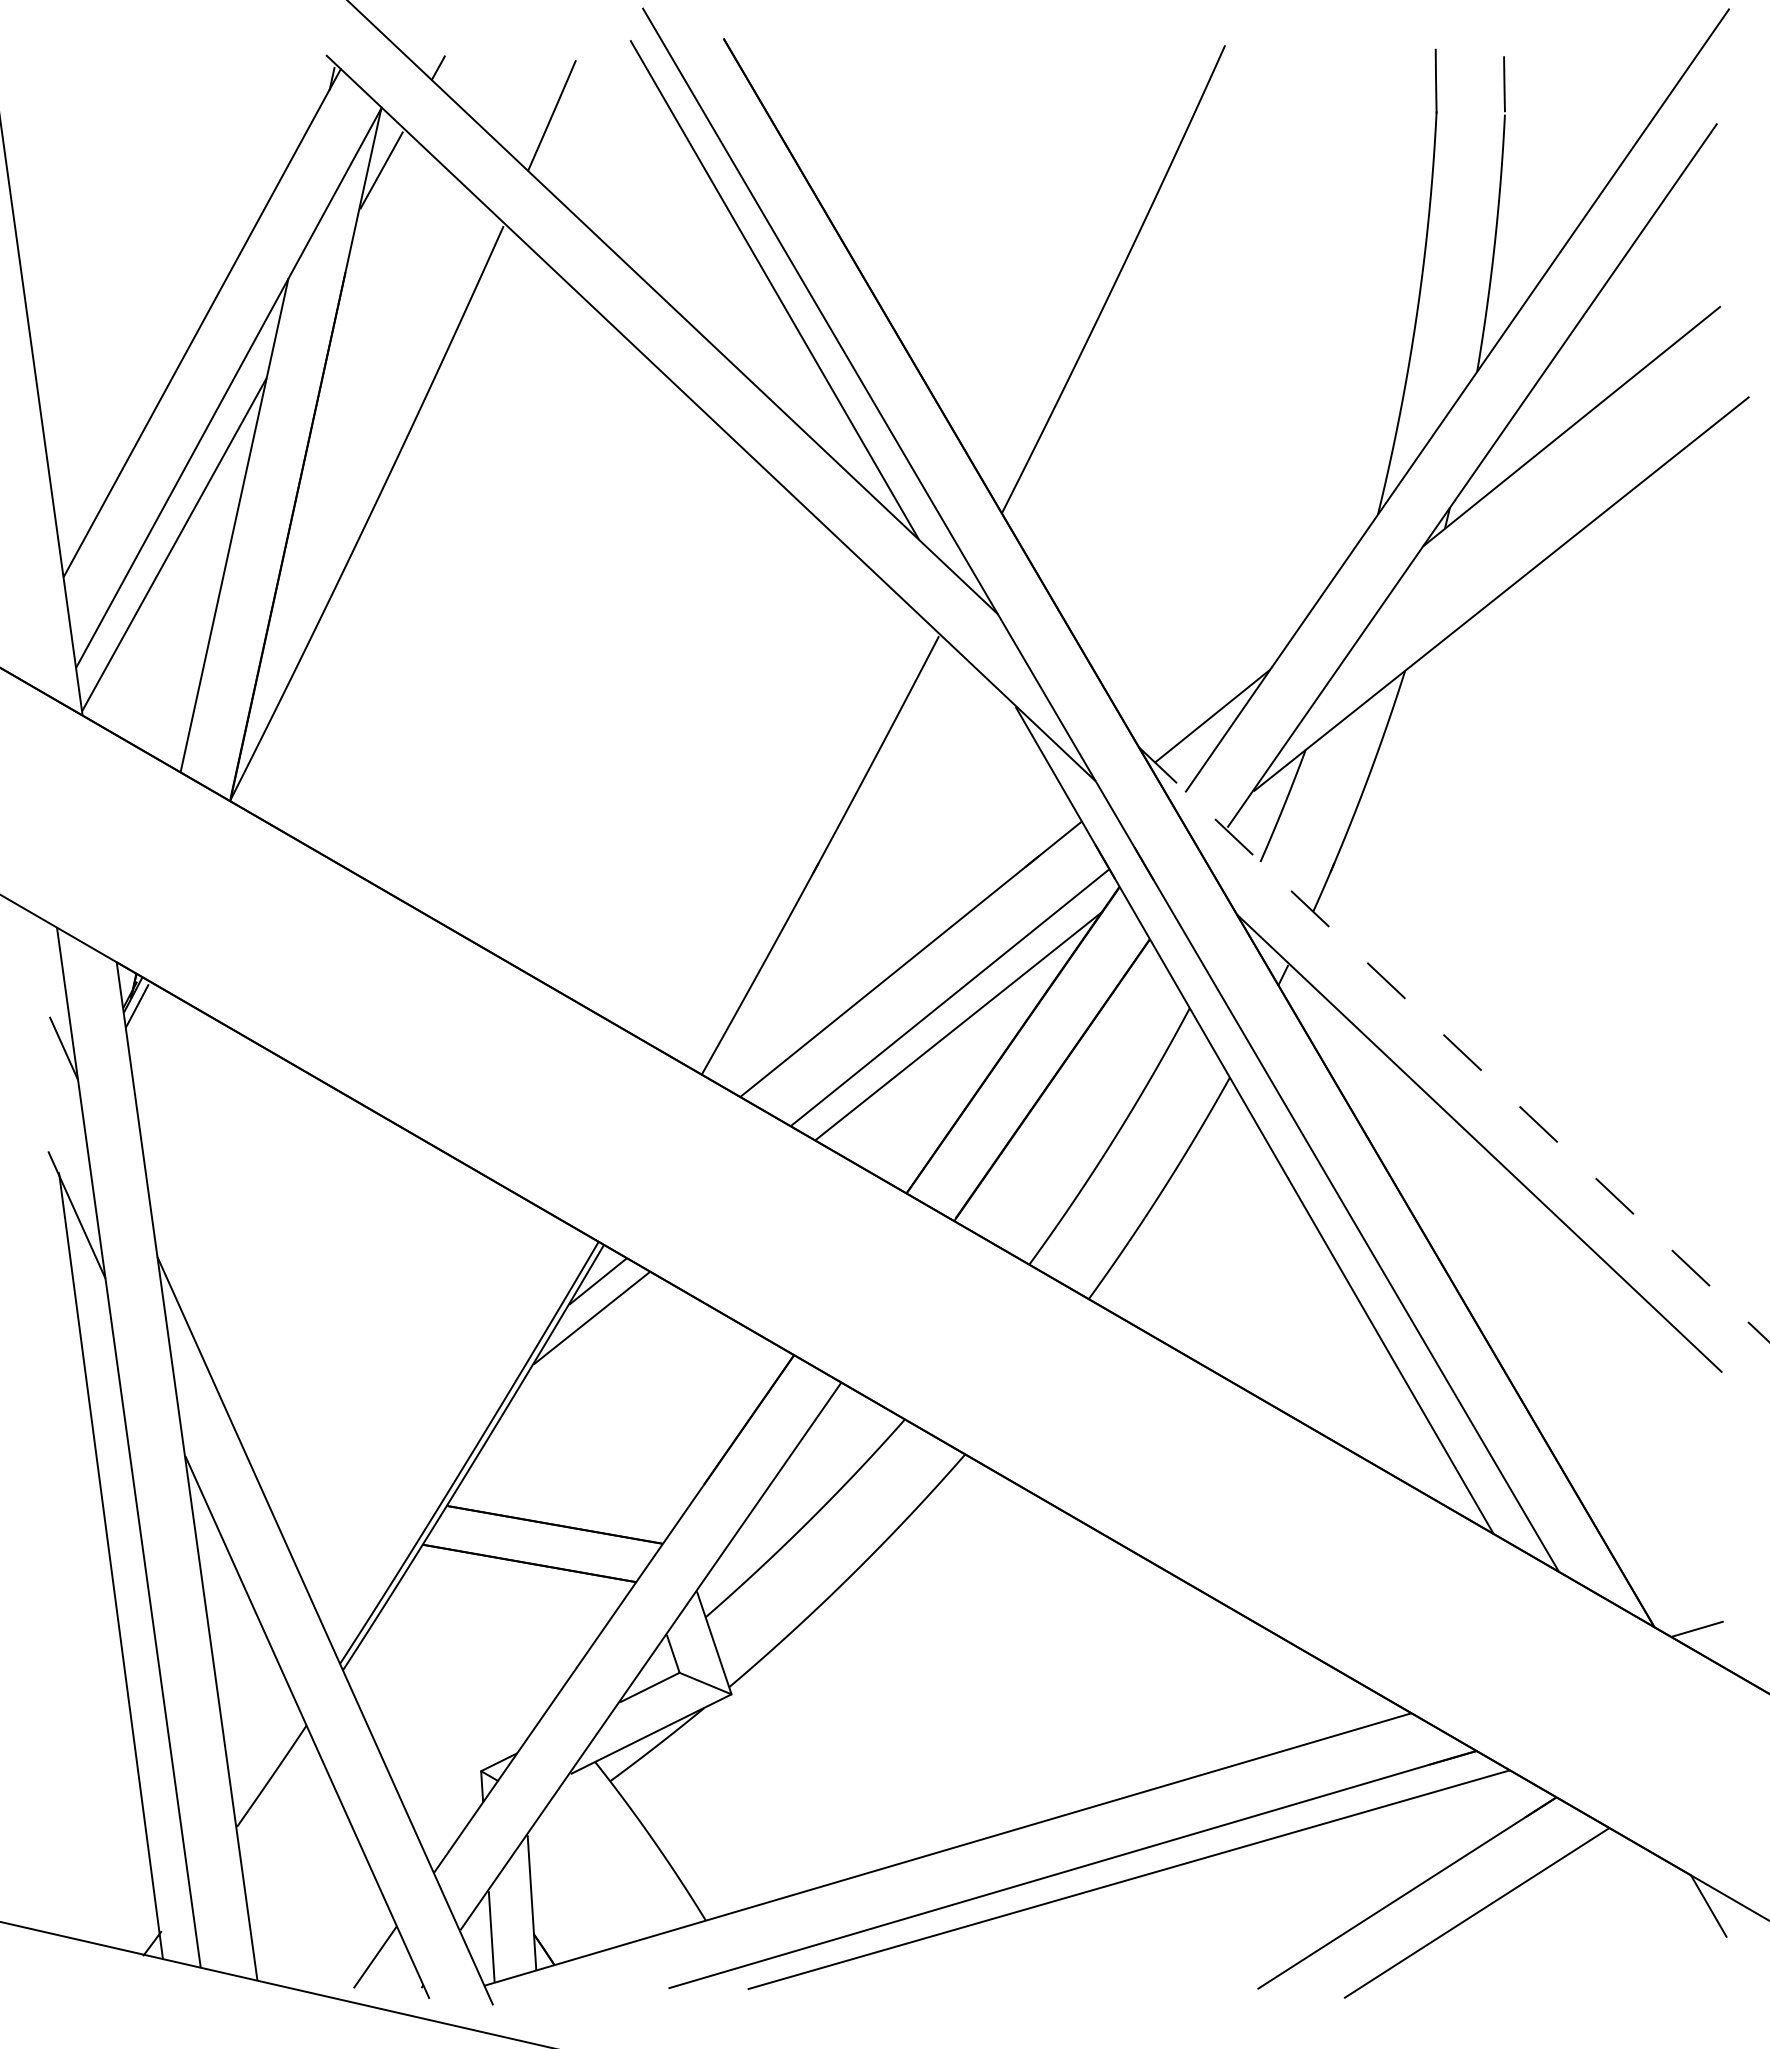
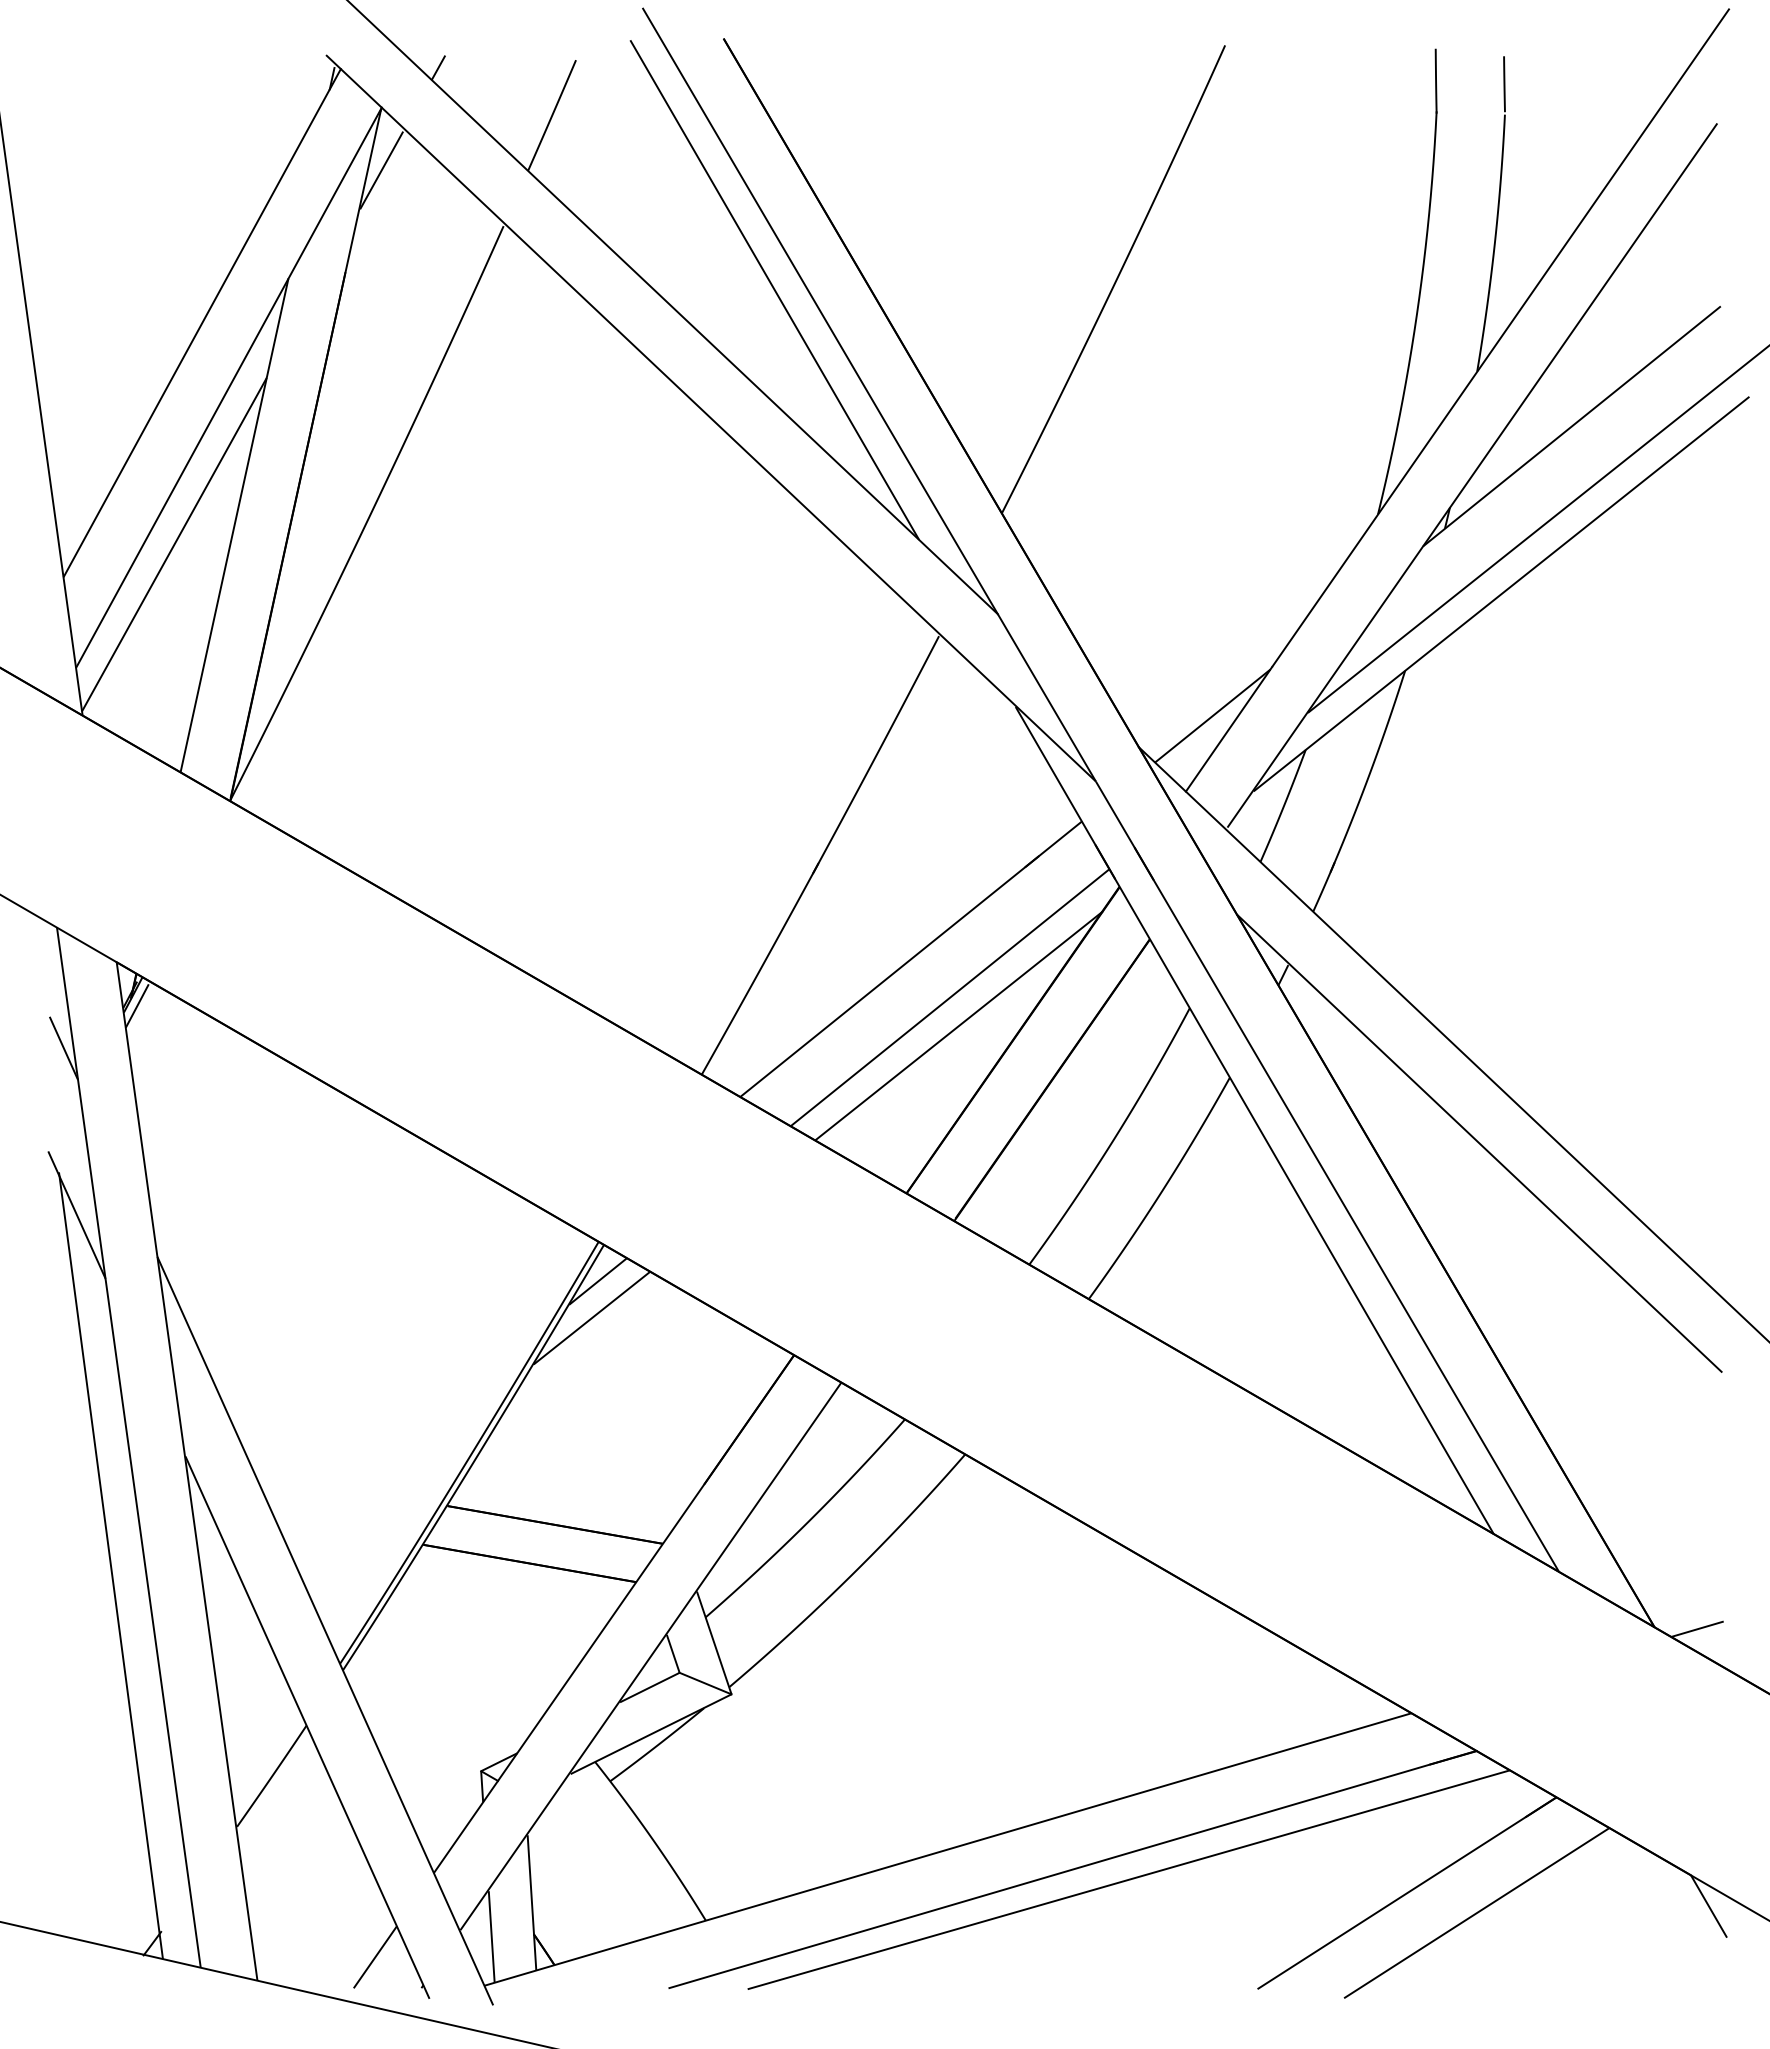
line: none -> present (1537, 529)
line: dashed -> solid (1454, 1044)
